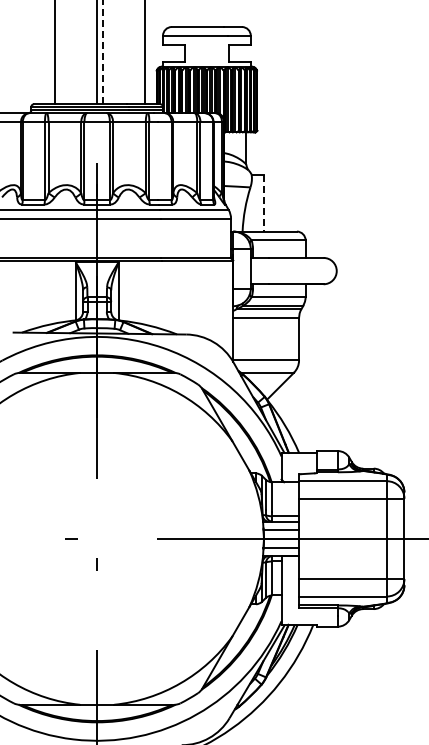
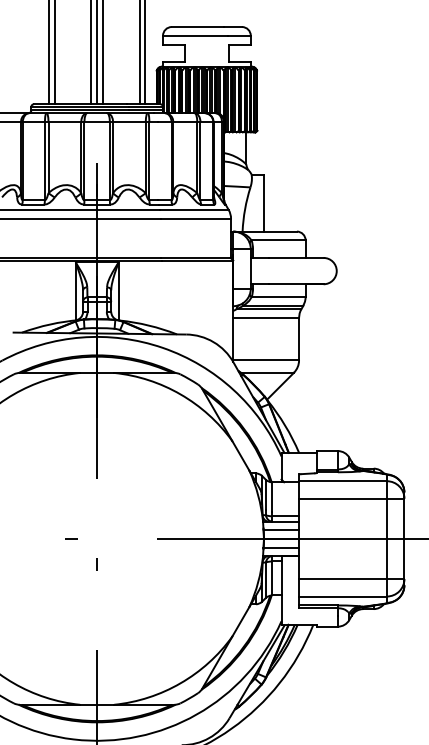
line: dashed -> solid (103, 52)
line: none -> present (48, 53)
line: none -> present (91, 53)
line: none -> present (139, 53)
line: dashed -> solid (263, 203)
